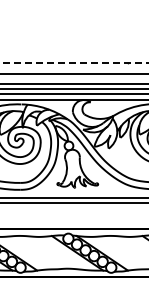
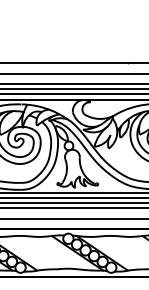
line: dashed -> solid (74, 63)
line: none -> present (73, 192)
line: none -> present (73, 208)
line: none -> present (73, 218)
